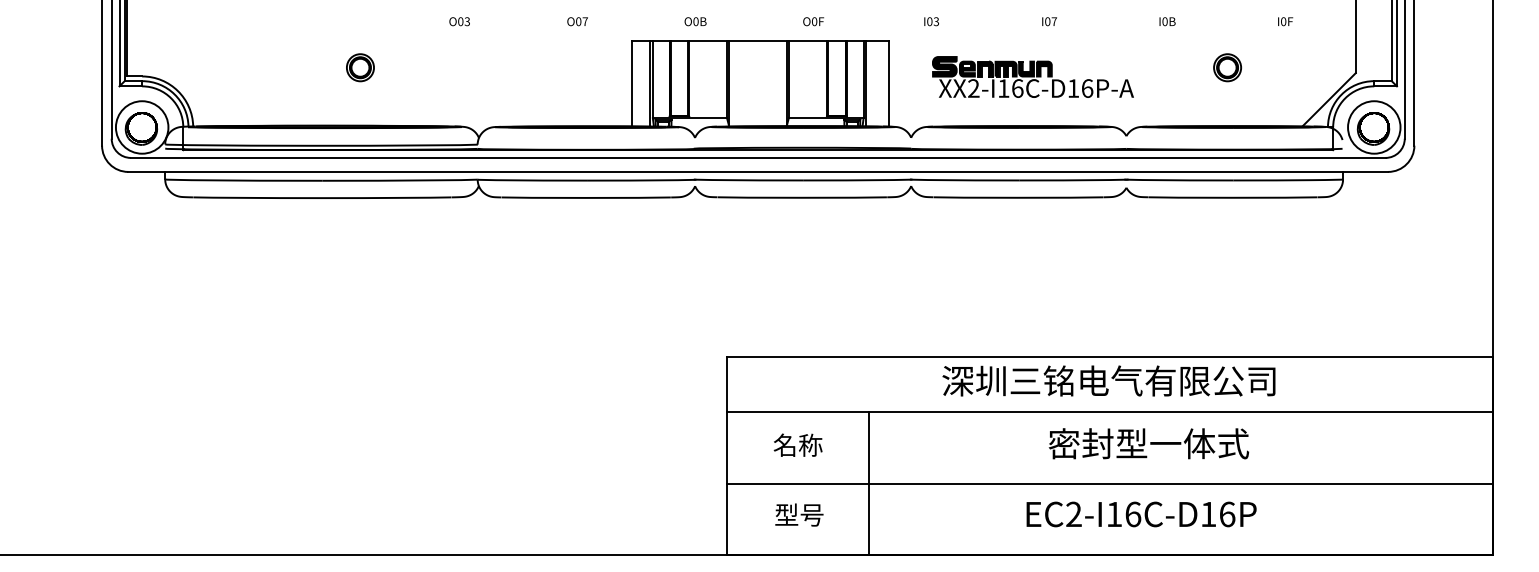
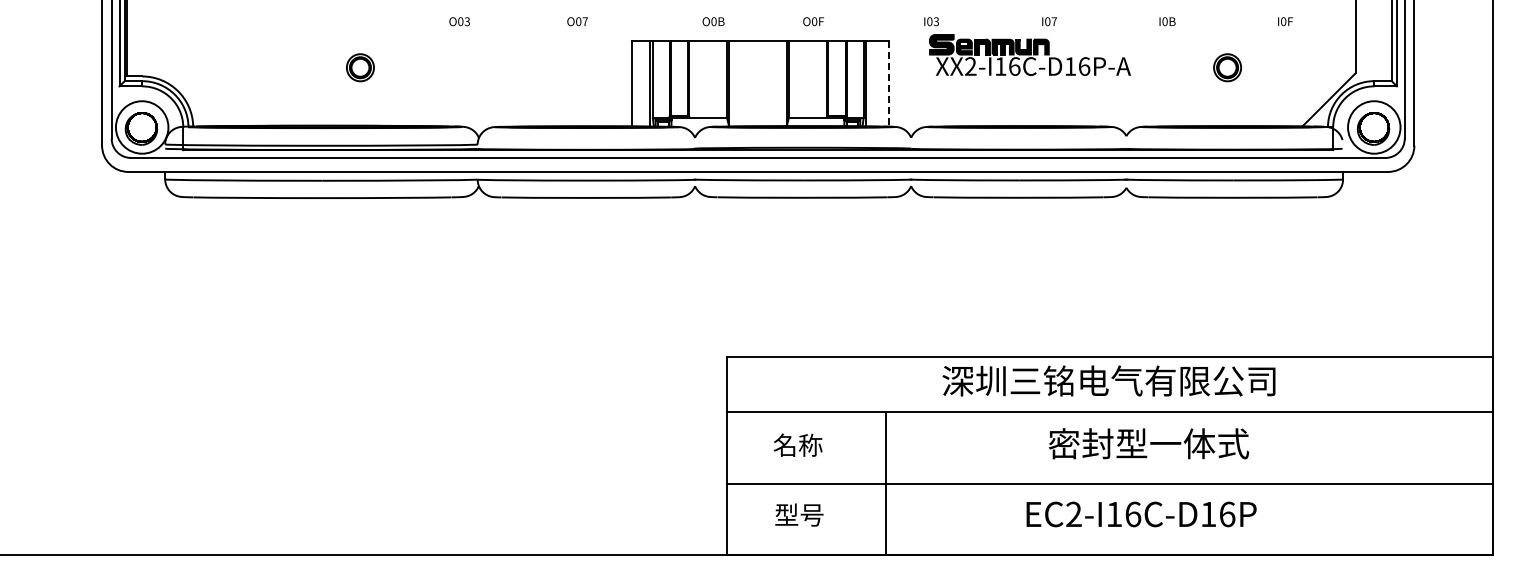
text position: (695, 21) -> (713, 21) (713, 21)
part position: (1032, 76) -> (1029, 54) (1029, 54)
line: solid -> dashed (889, 84)
line position: (868, 483) -> (885, 483) (885, 483)
